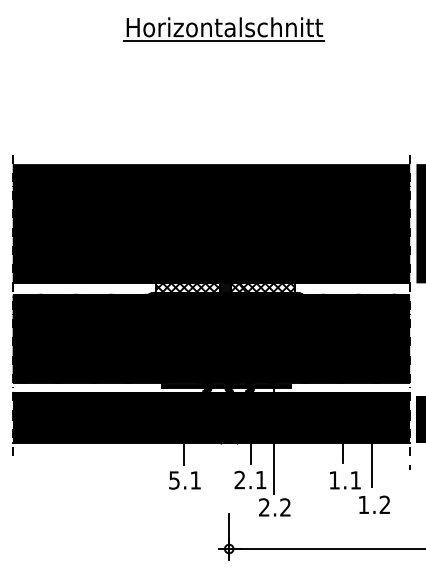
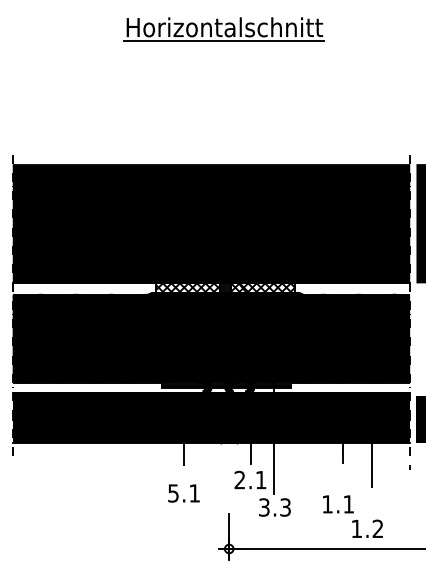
text position: (184, 480) -> (183, 493) (183, 493)
text position: (359, 492) -> (352, 516) (352, 516)
text: 2.2 -> 3.3 (274, 507)
